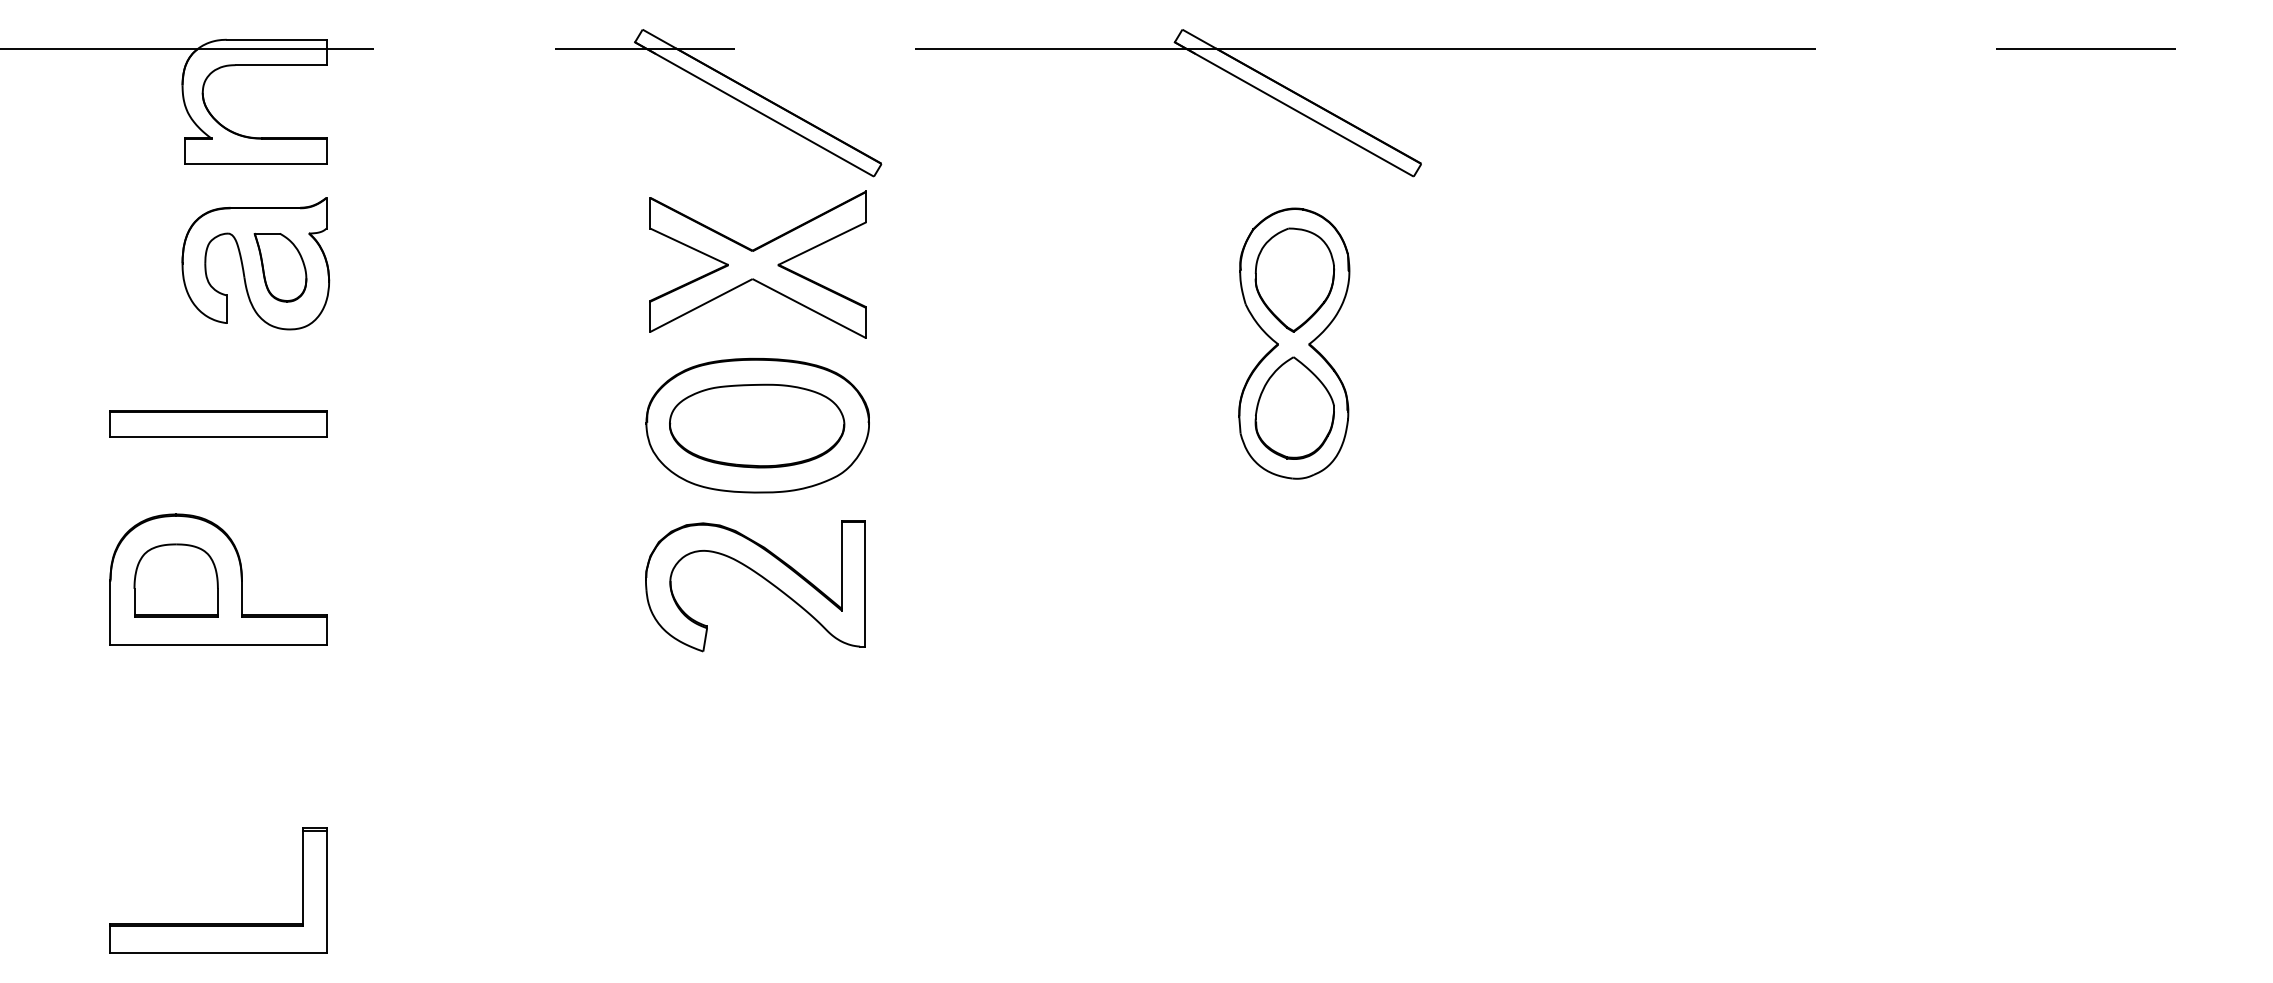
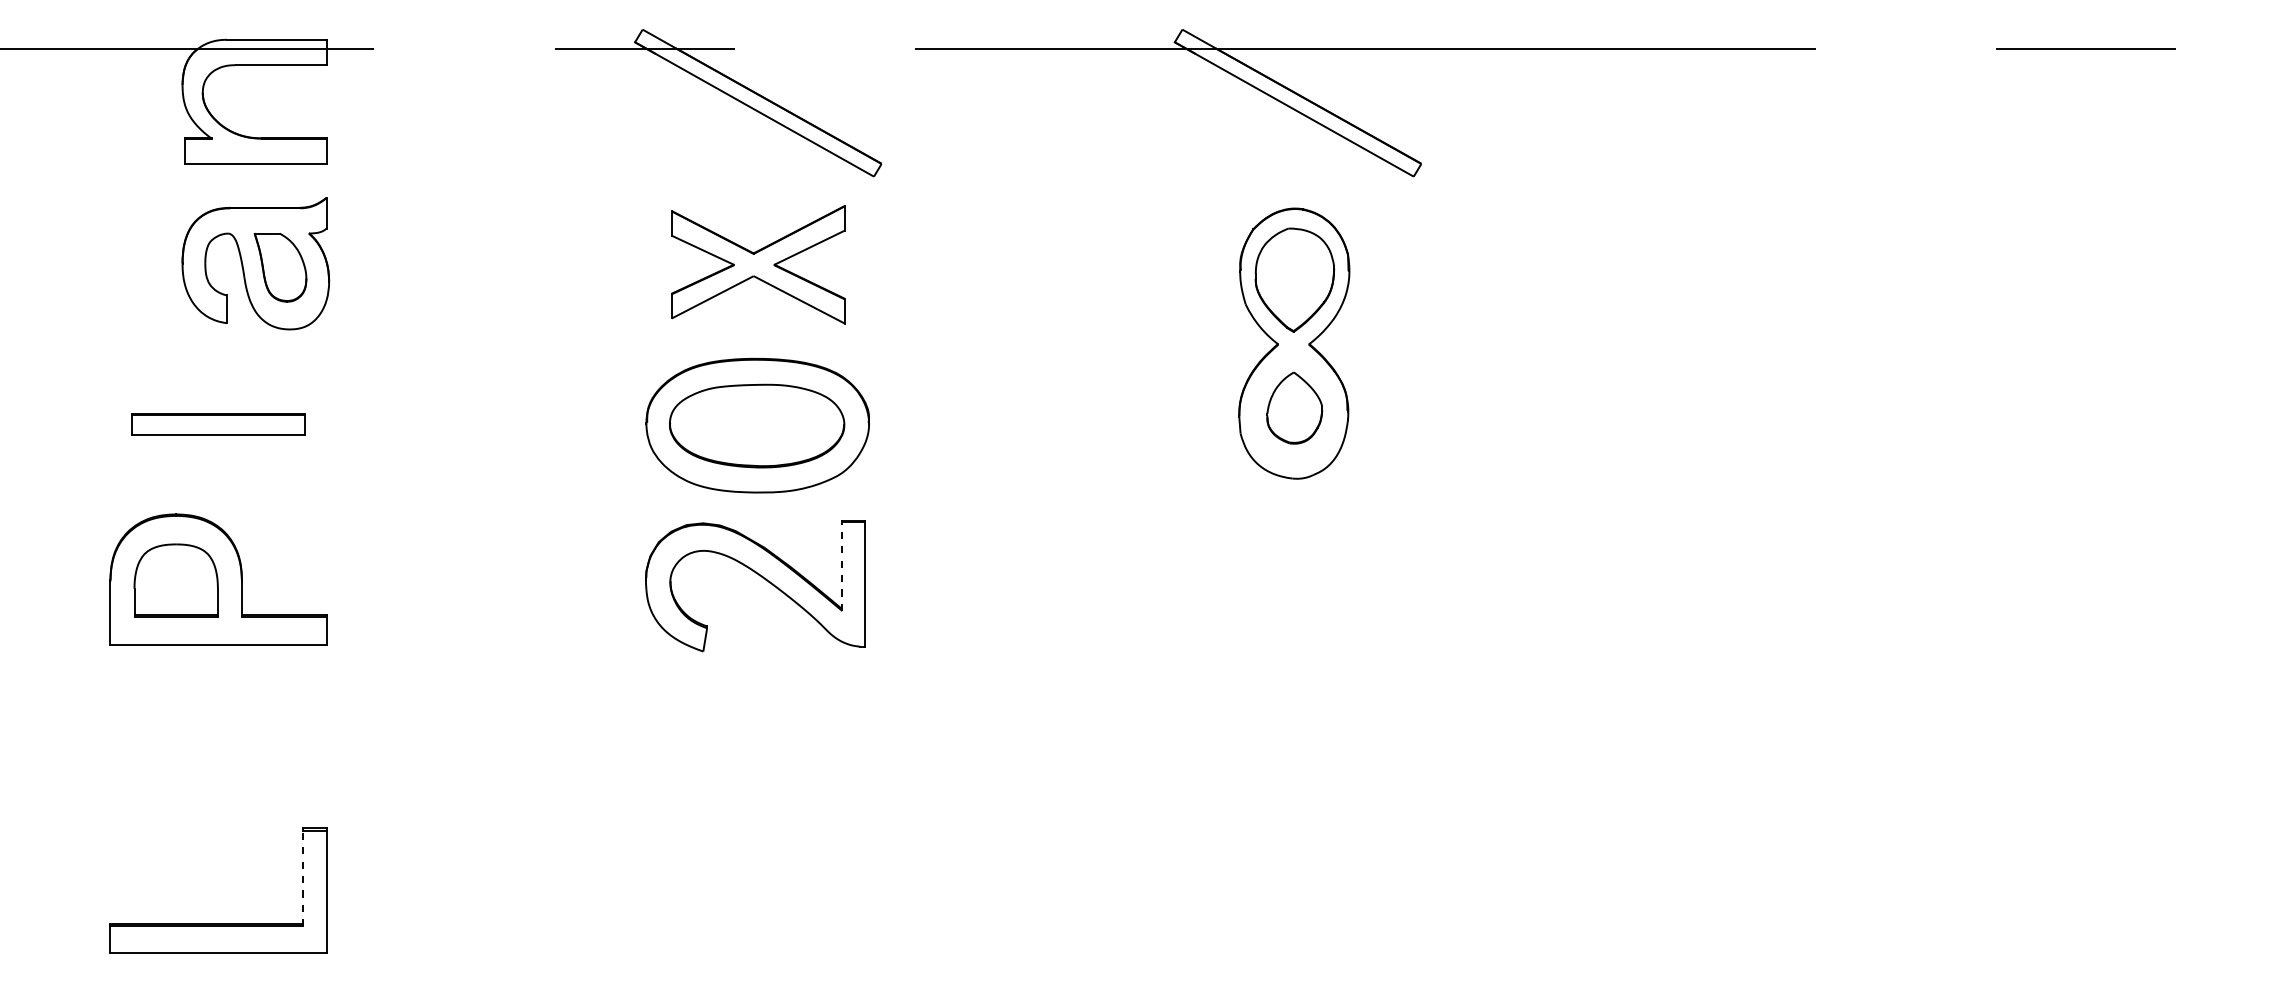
part size: 218x149 px -> 175x120 px (758, 264)
part size: 81x104 px -> 58x74 px (1294, 407)
part size: 219x28 px -> 175x23 px (218, 424)
line: solid -> dashed (842, 566)
line: solid -> dashed (302, 878)
